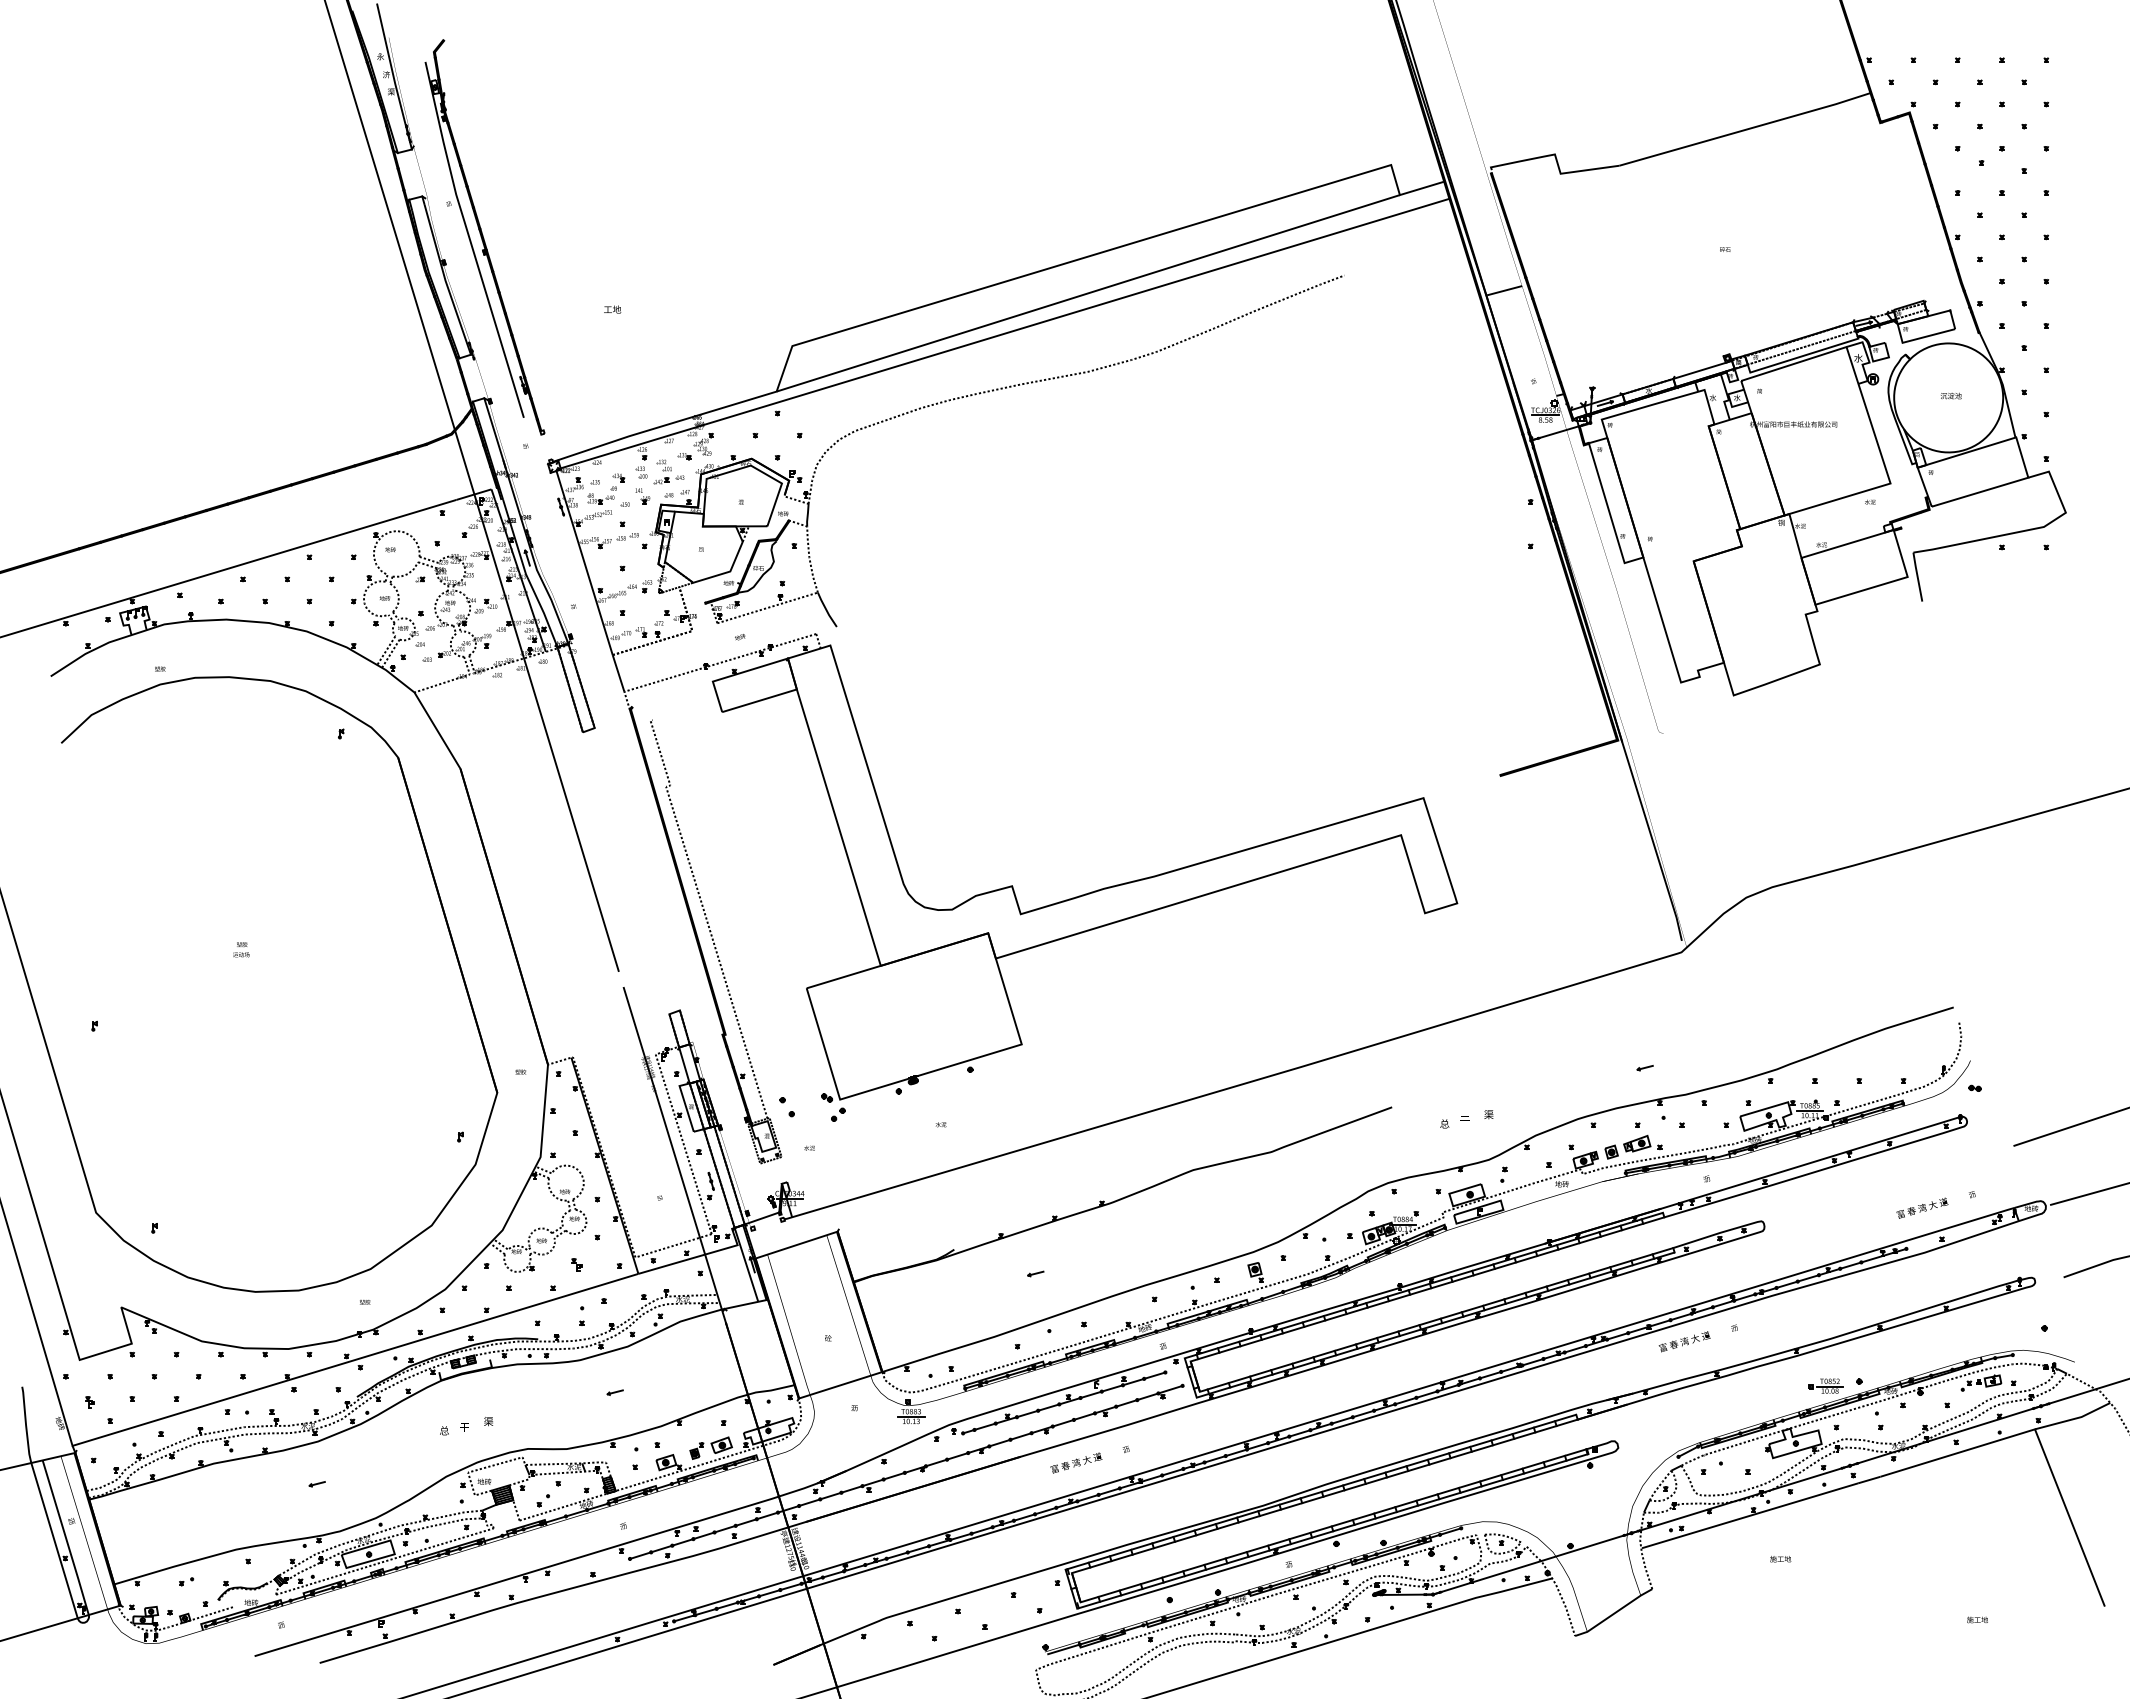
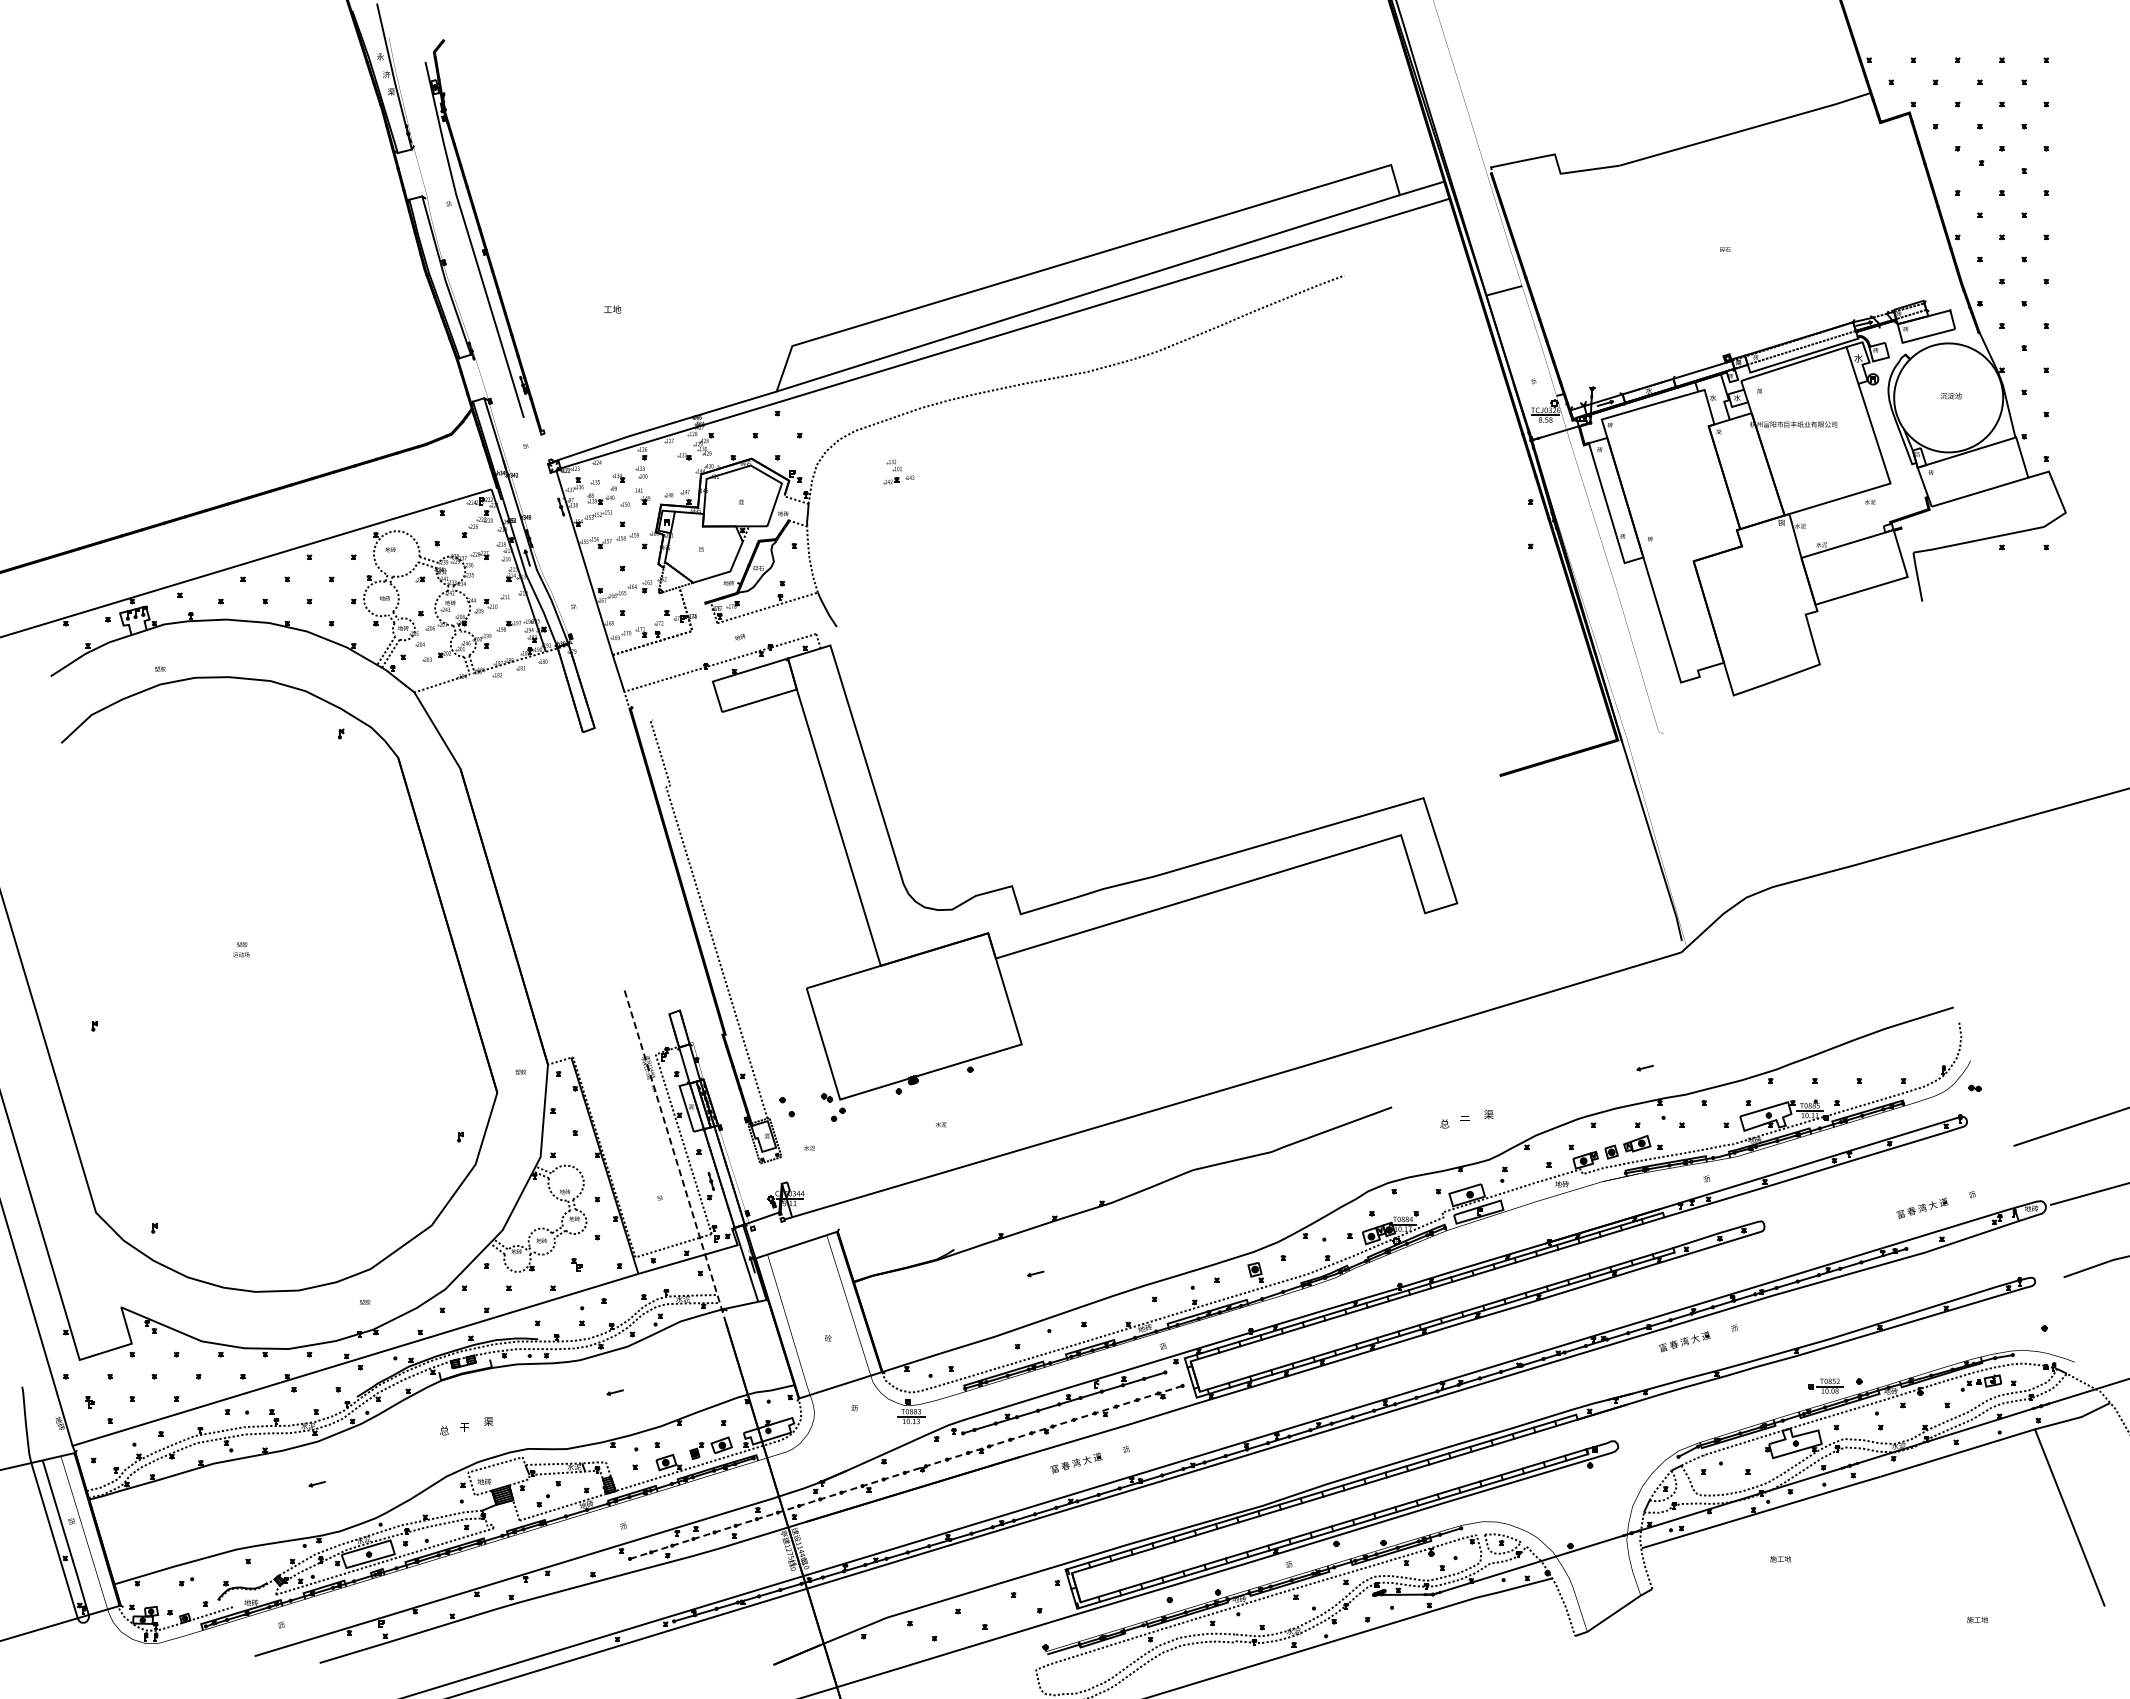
part position: (668, 471) -> (898, 471) (898, 471)
line: present -> none (471, 486)
line: solid -> dashed (674, 1155)
line: solid -> dashed (906, 1472)
